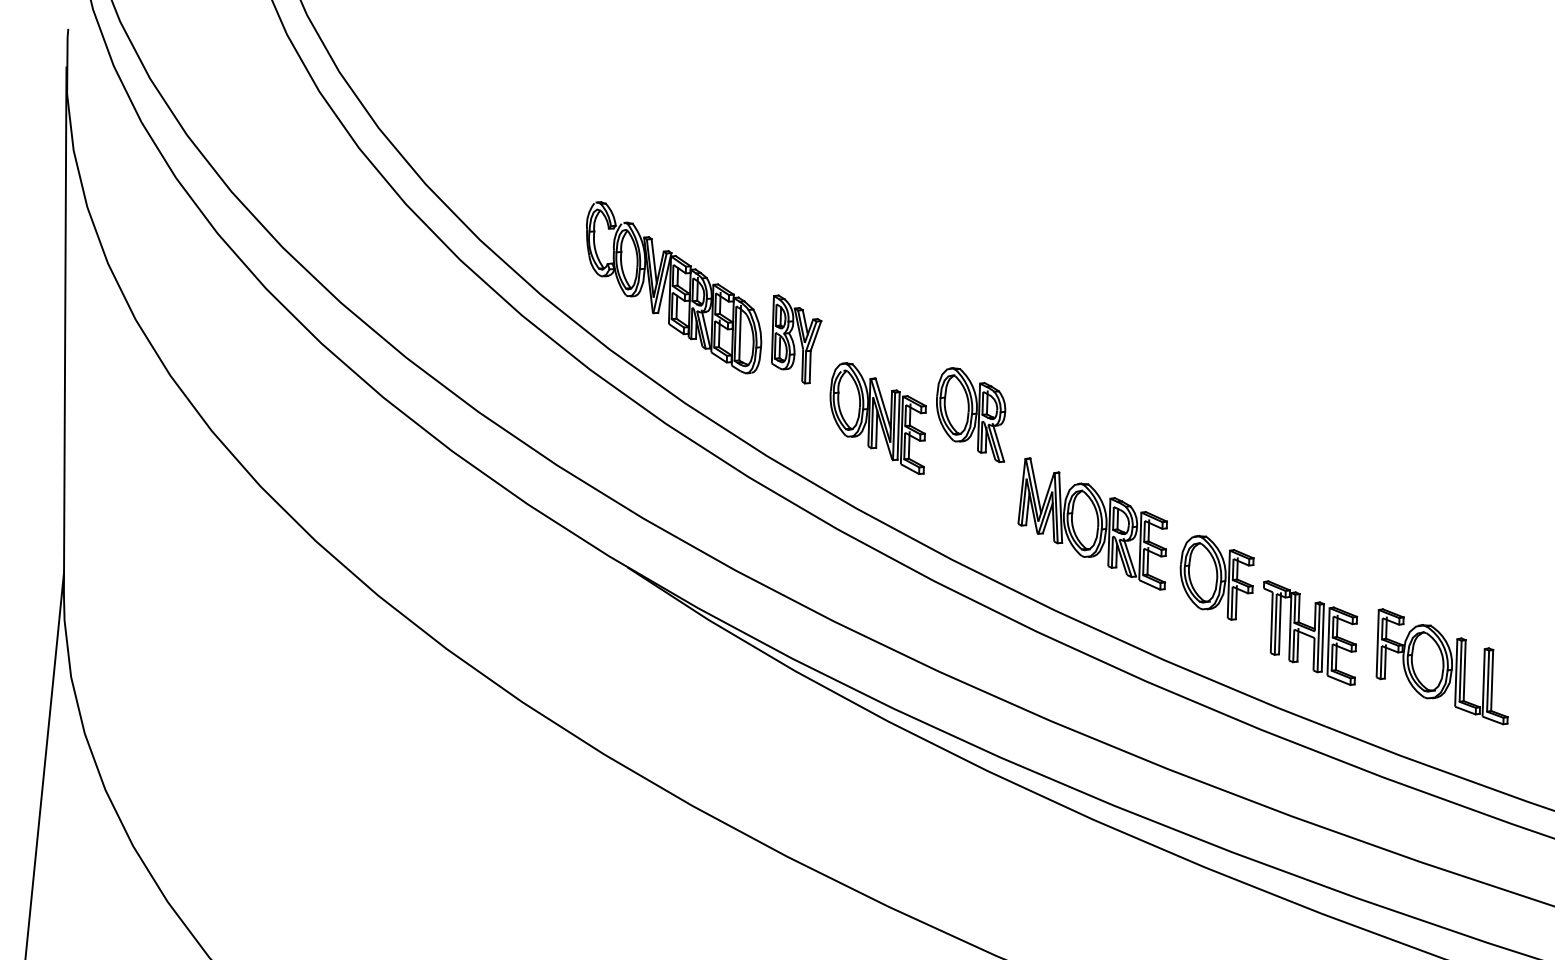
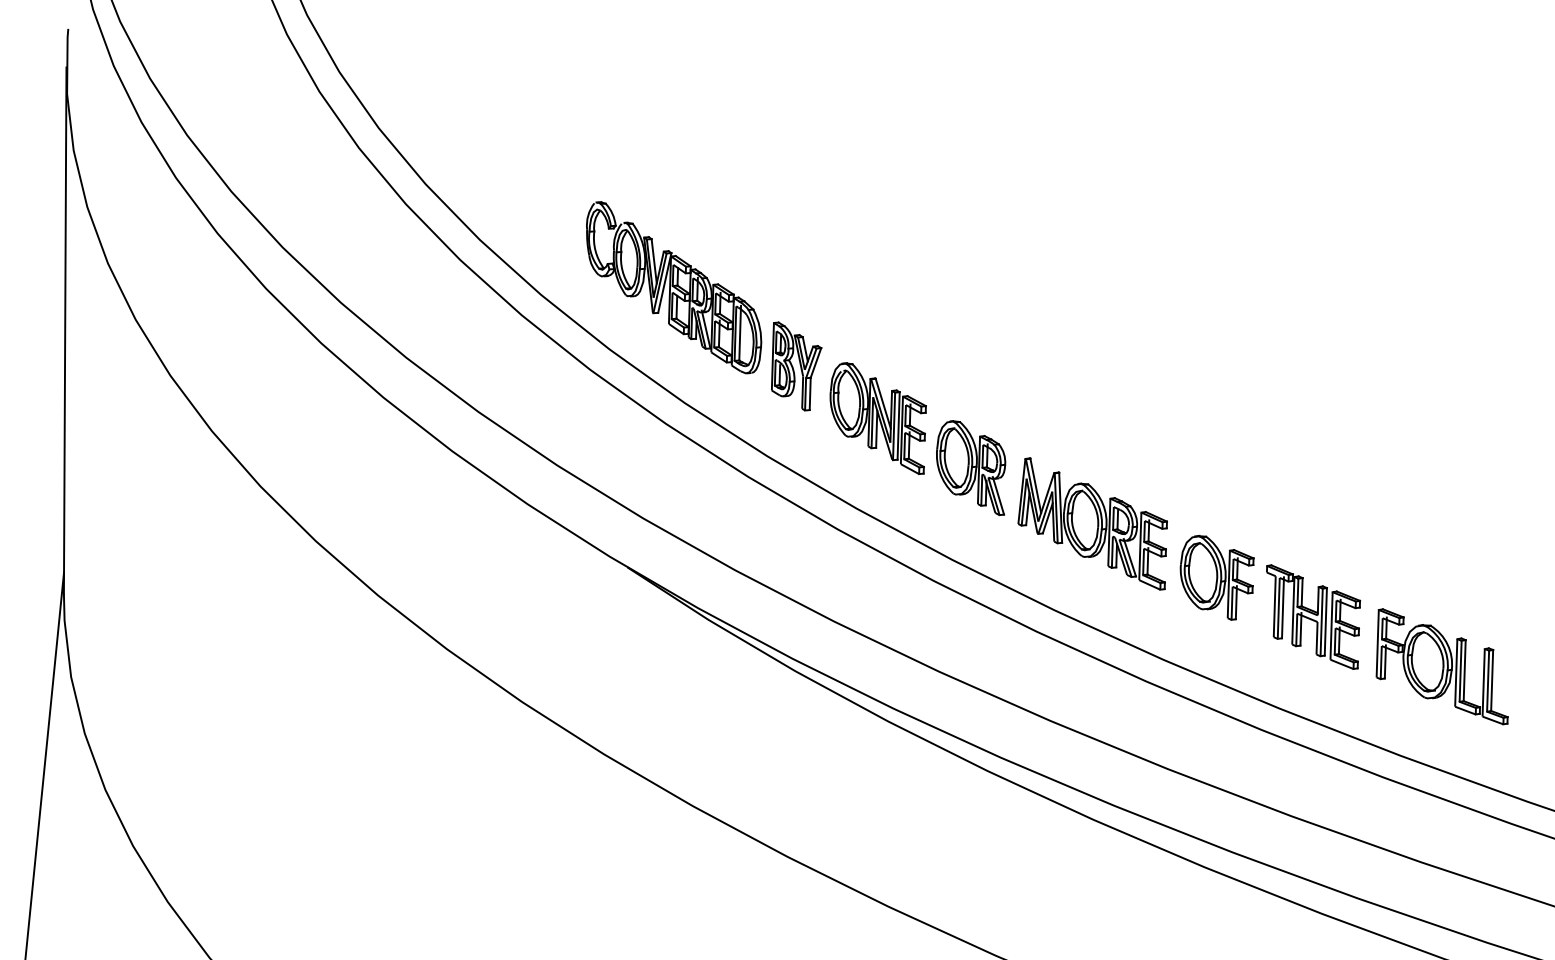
part position: (796, 339) -> (796, 366) (796, 366)
part position: (971, 415) -> (971, 468) (971, 468)
part position: (1310, 632) -> (1313, 616) (1313, 616)
